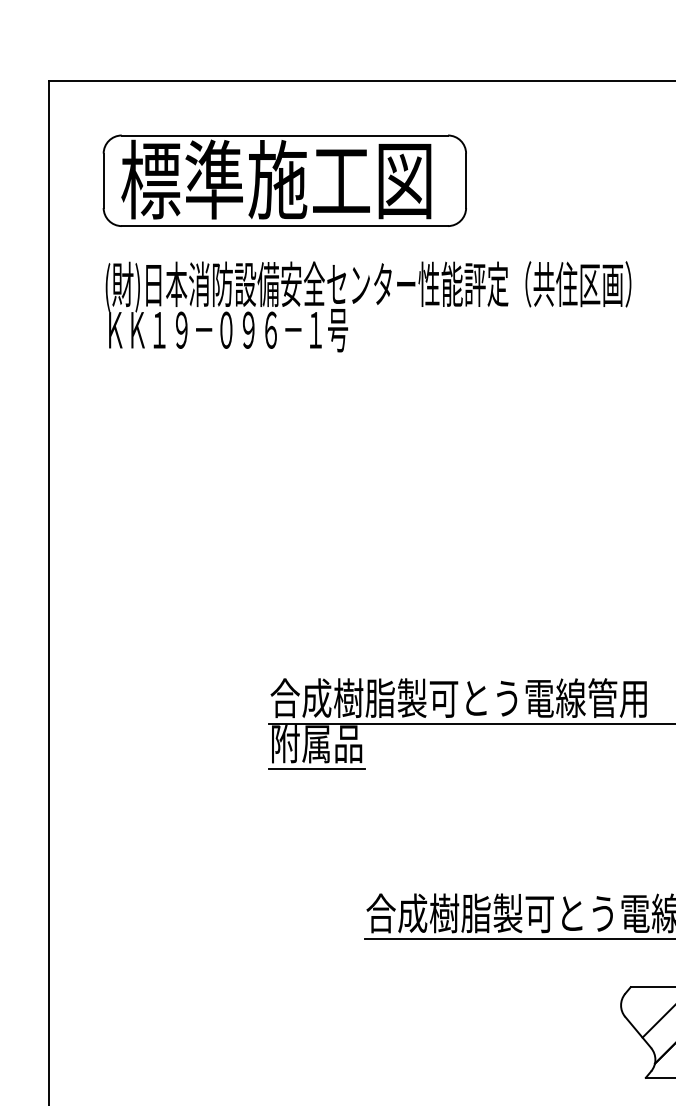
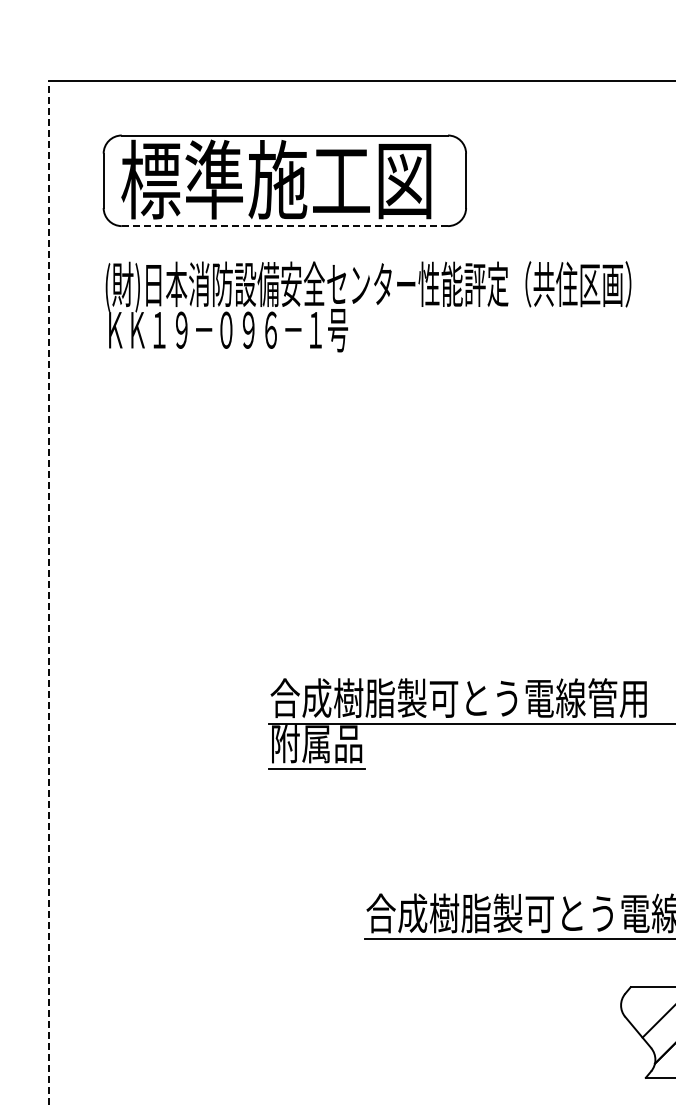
line: solid -> dashed (284, 226)
line: solid -> dashed (49, 592)
